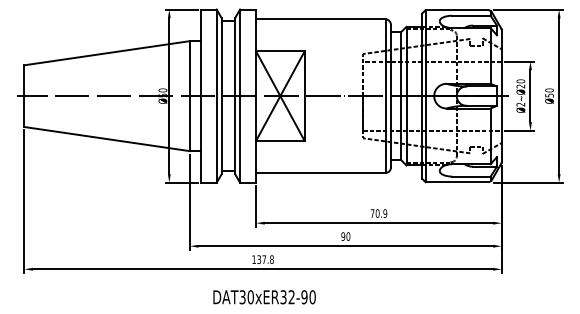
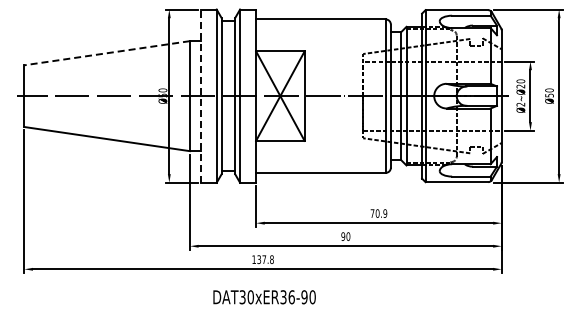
line: solid -> dashed (107, 53)
line: solid -> dashed (201, 96)
text: DAT30xER32-90 -> DAT30xER36-90 (291, 297)
